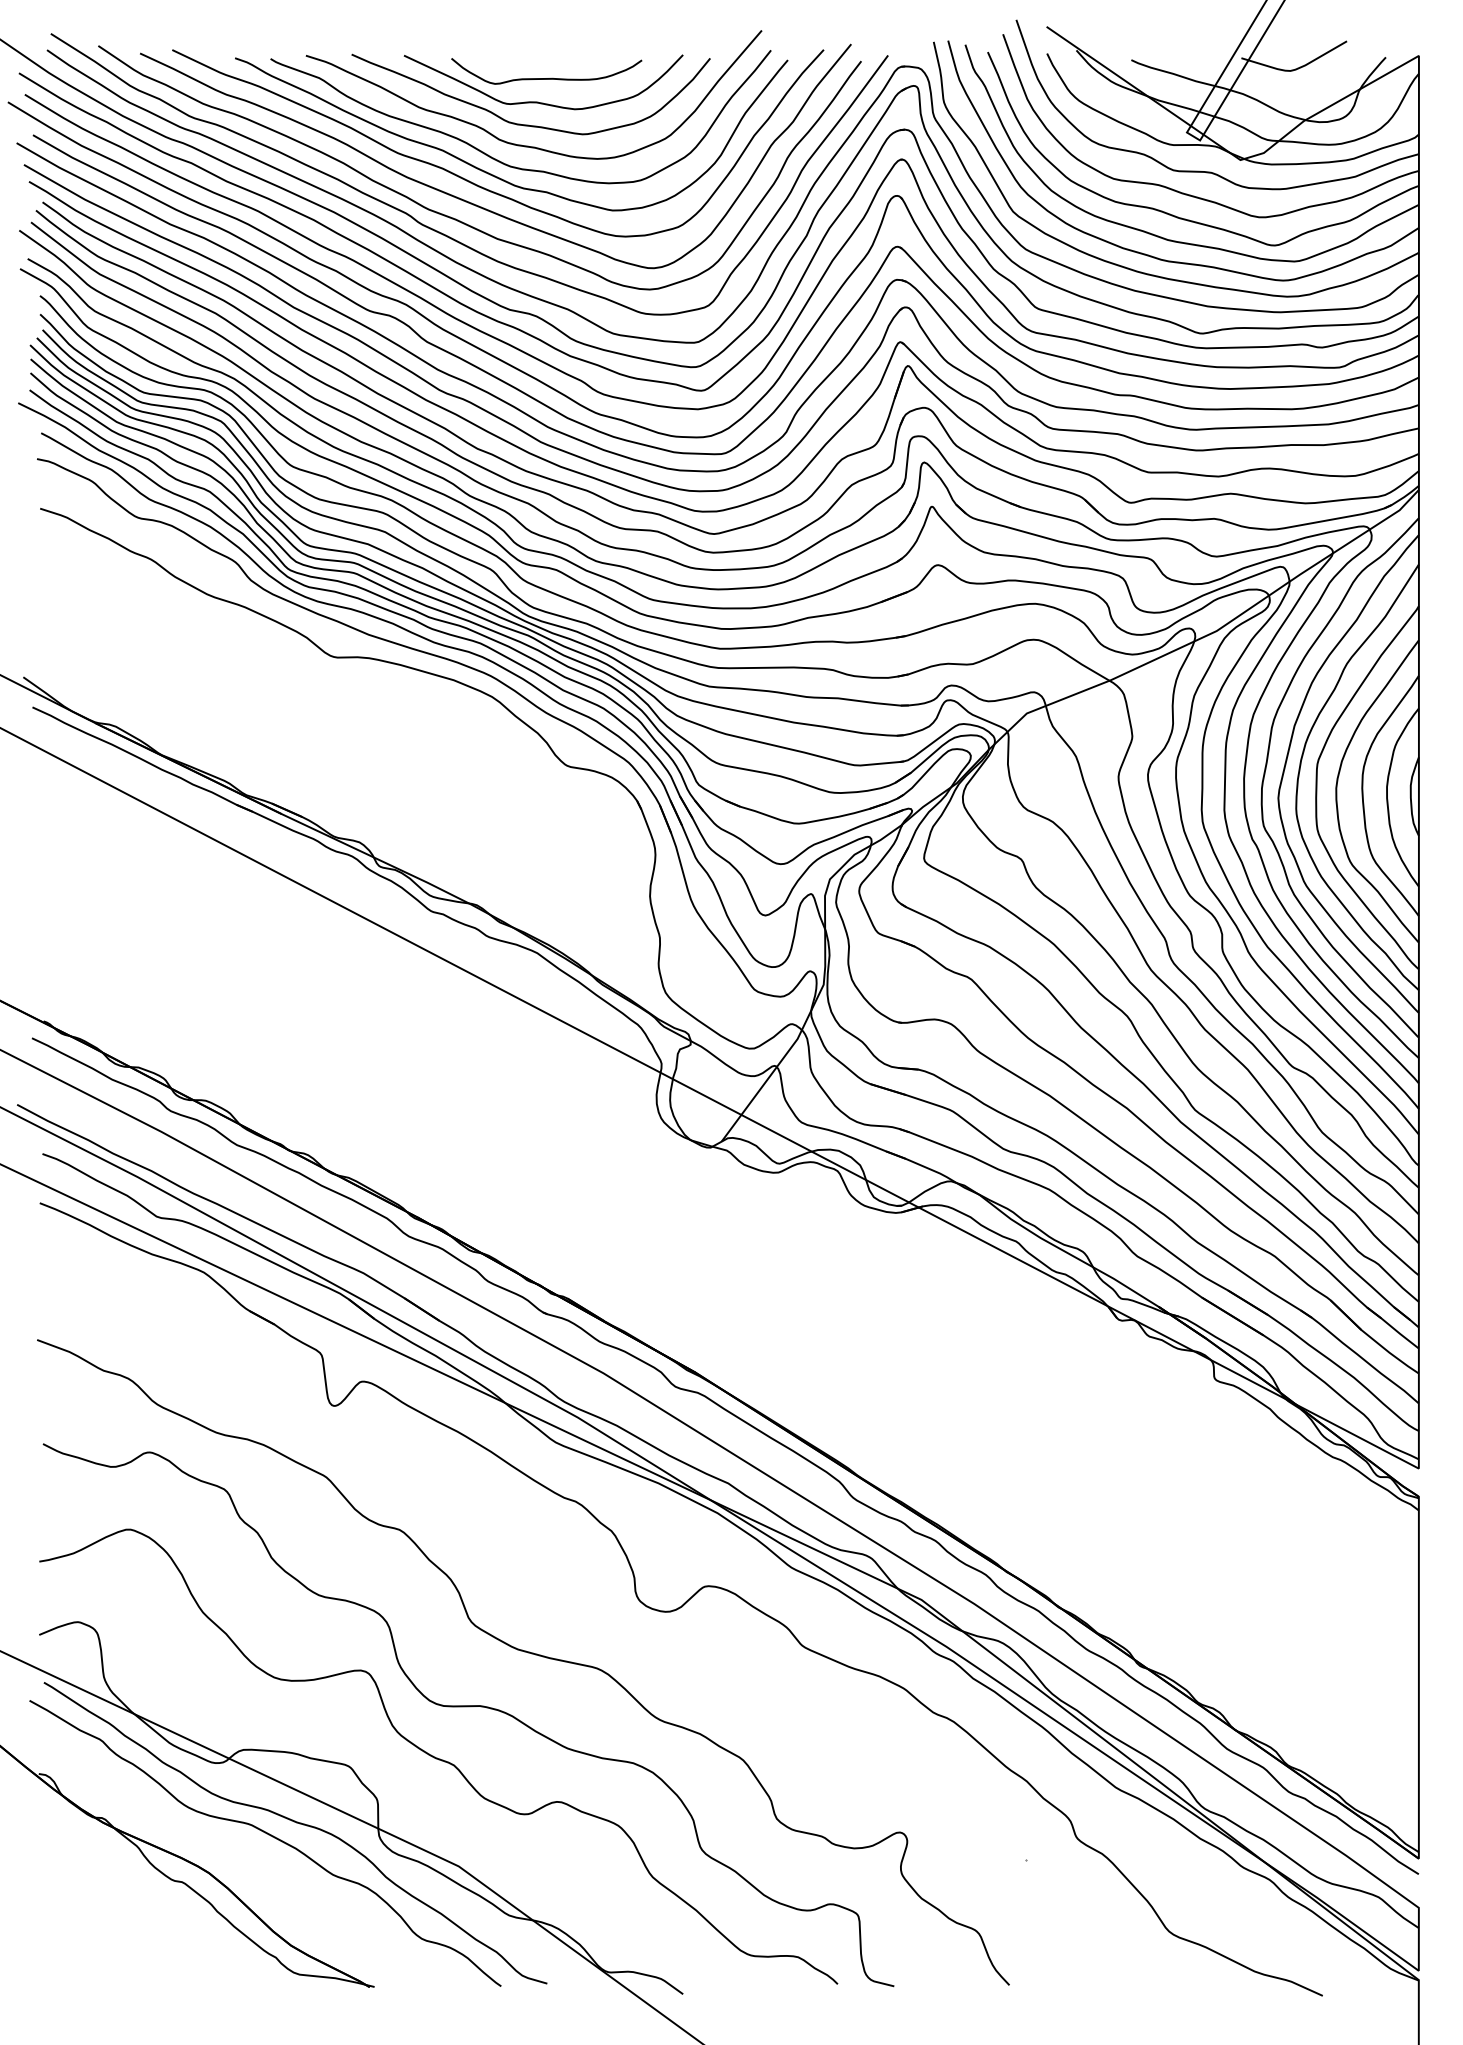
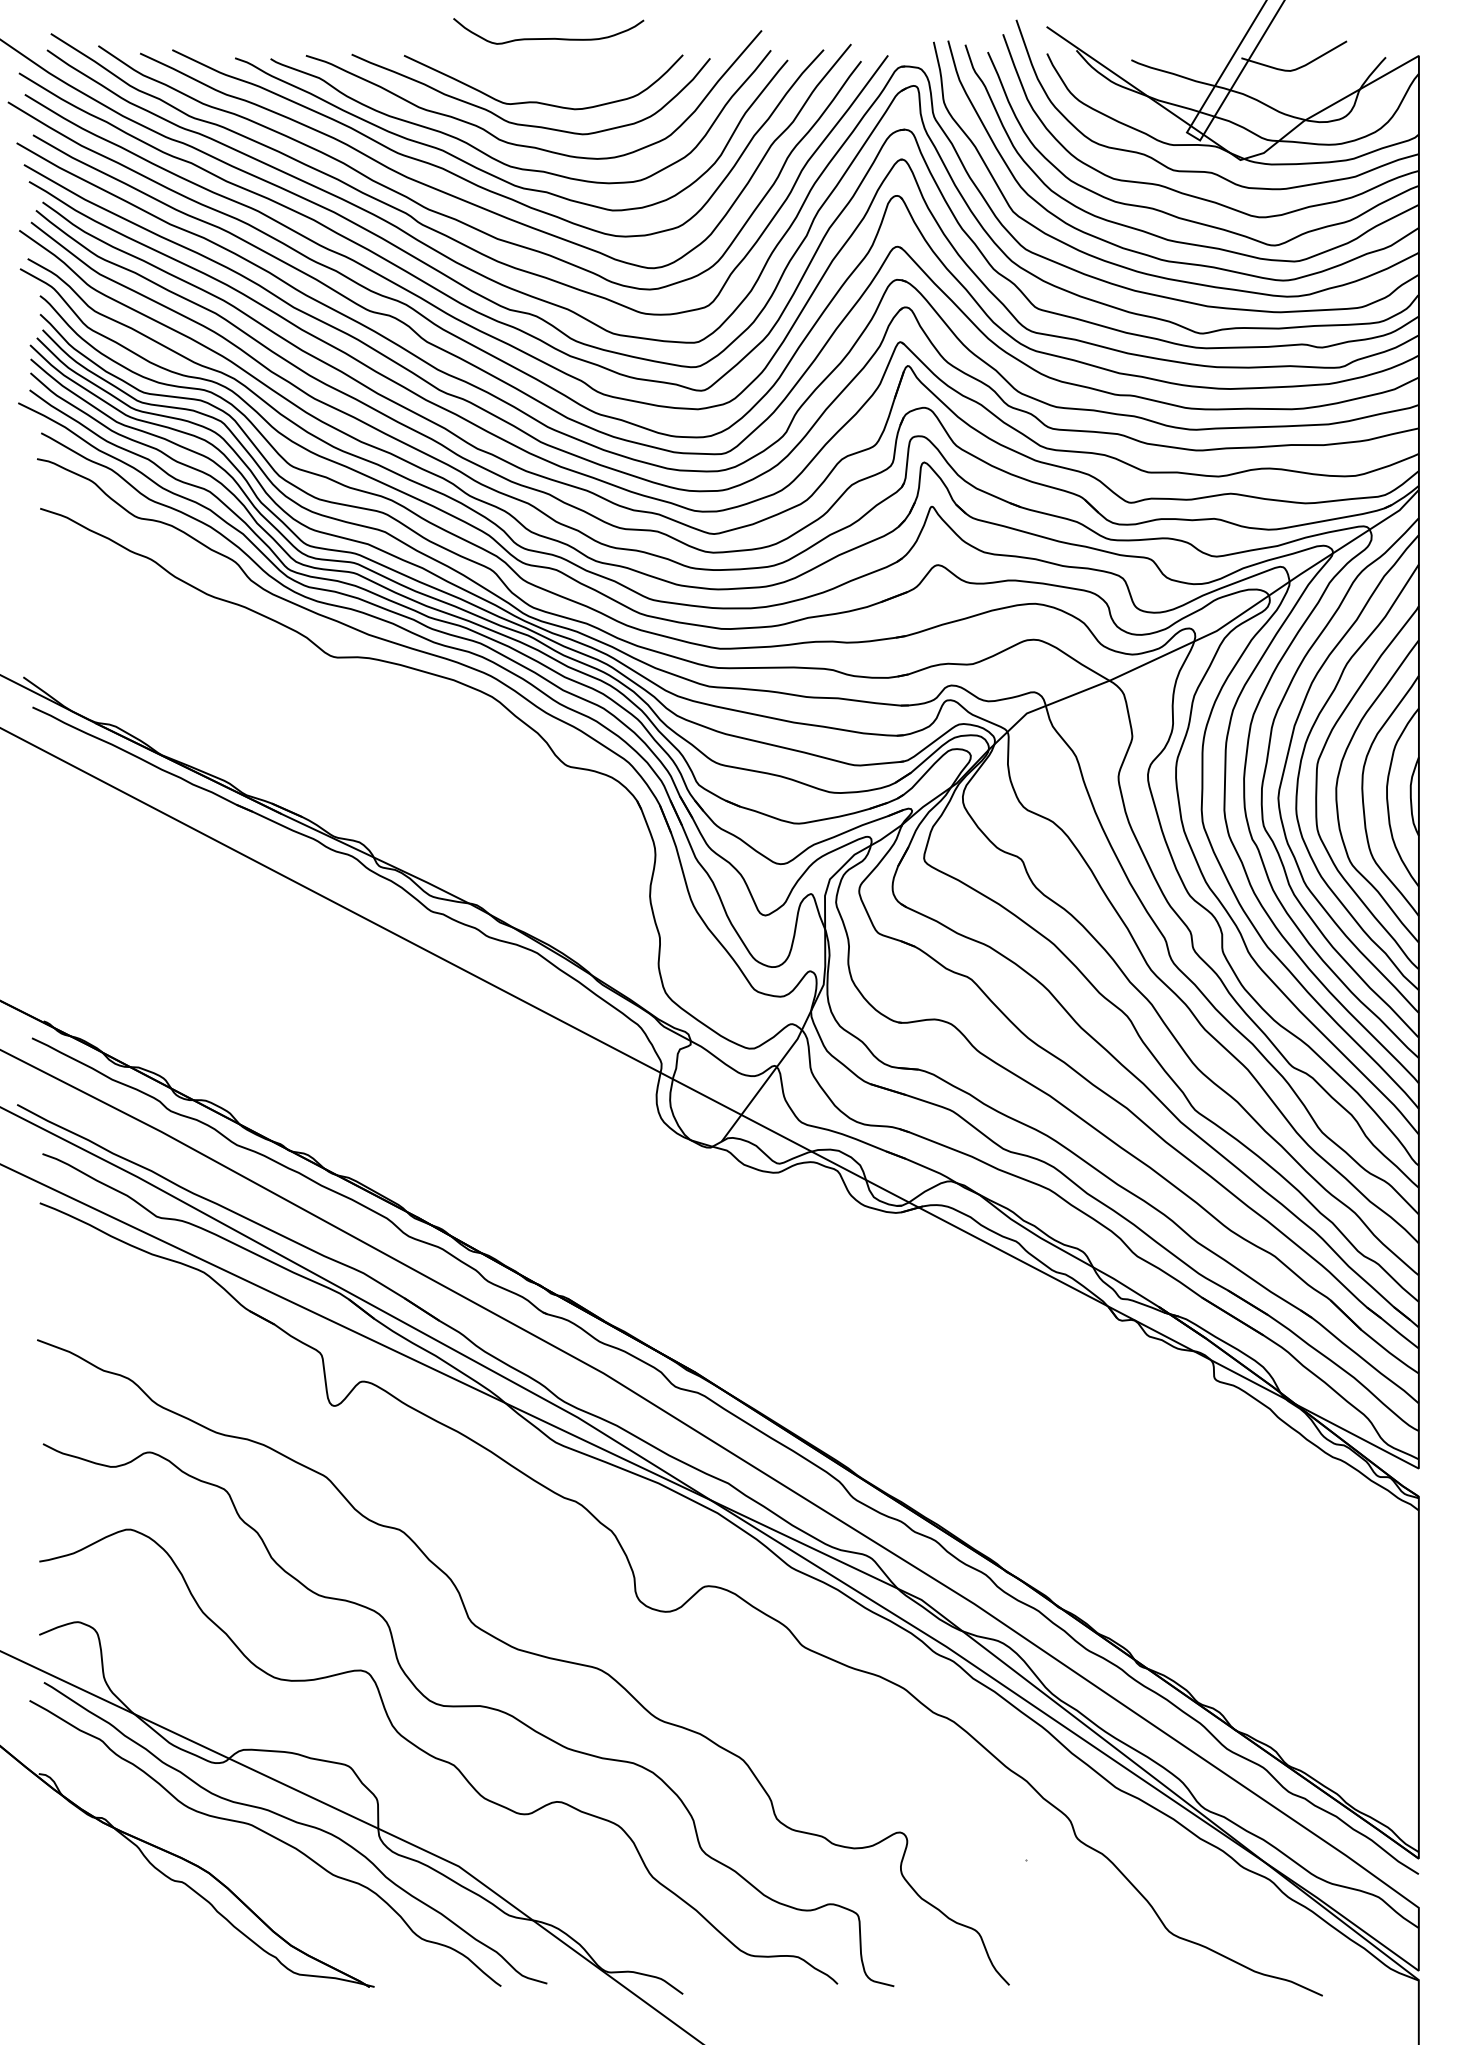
curve position: (546, 78) -> (548, 38) (548, 38)
